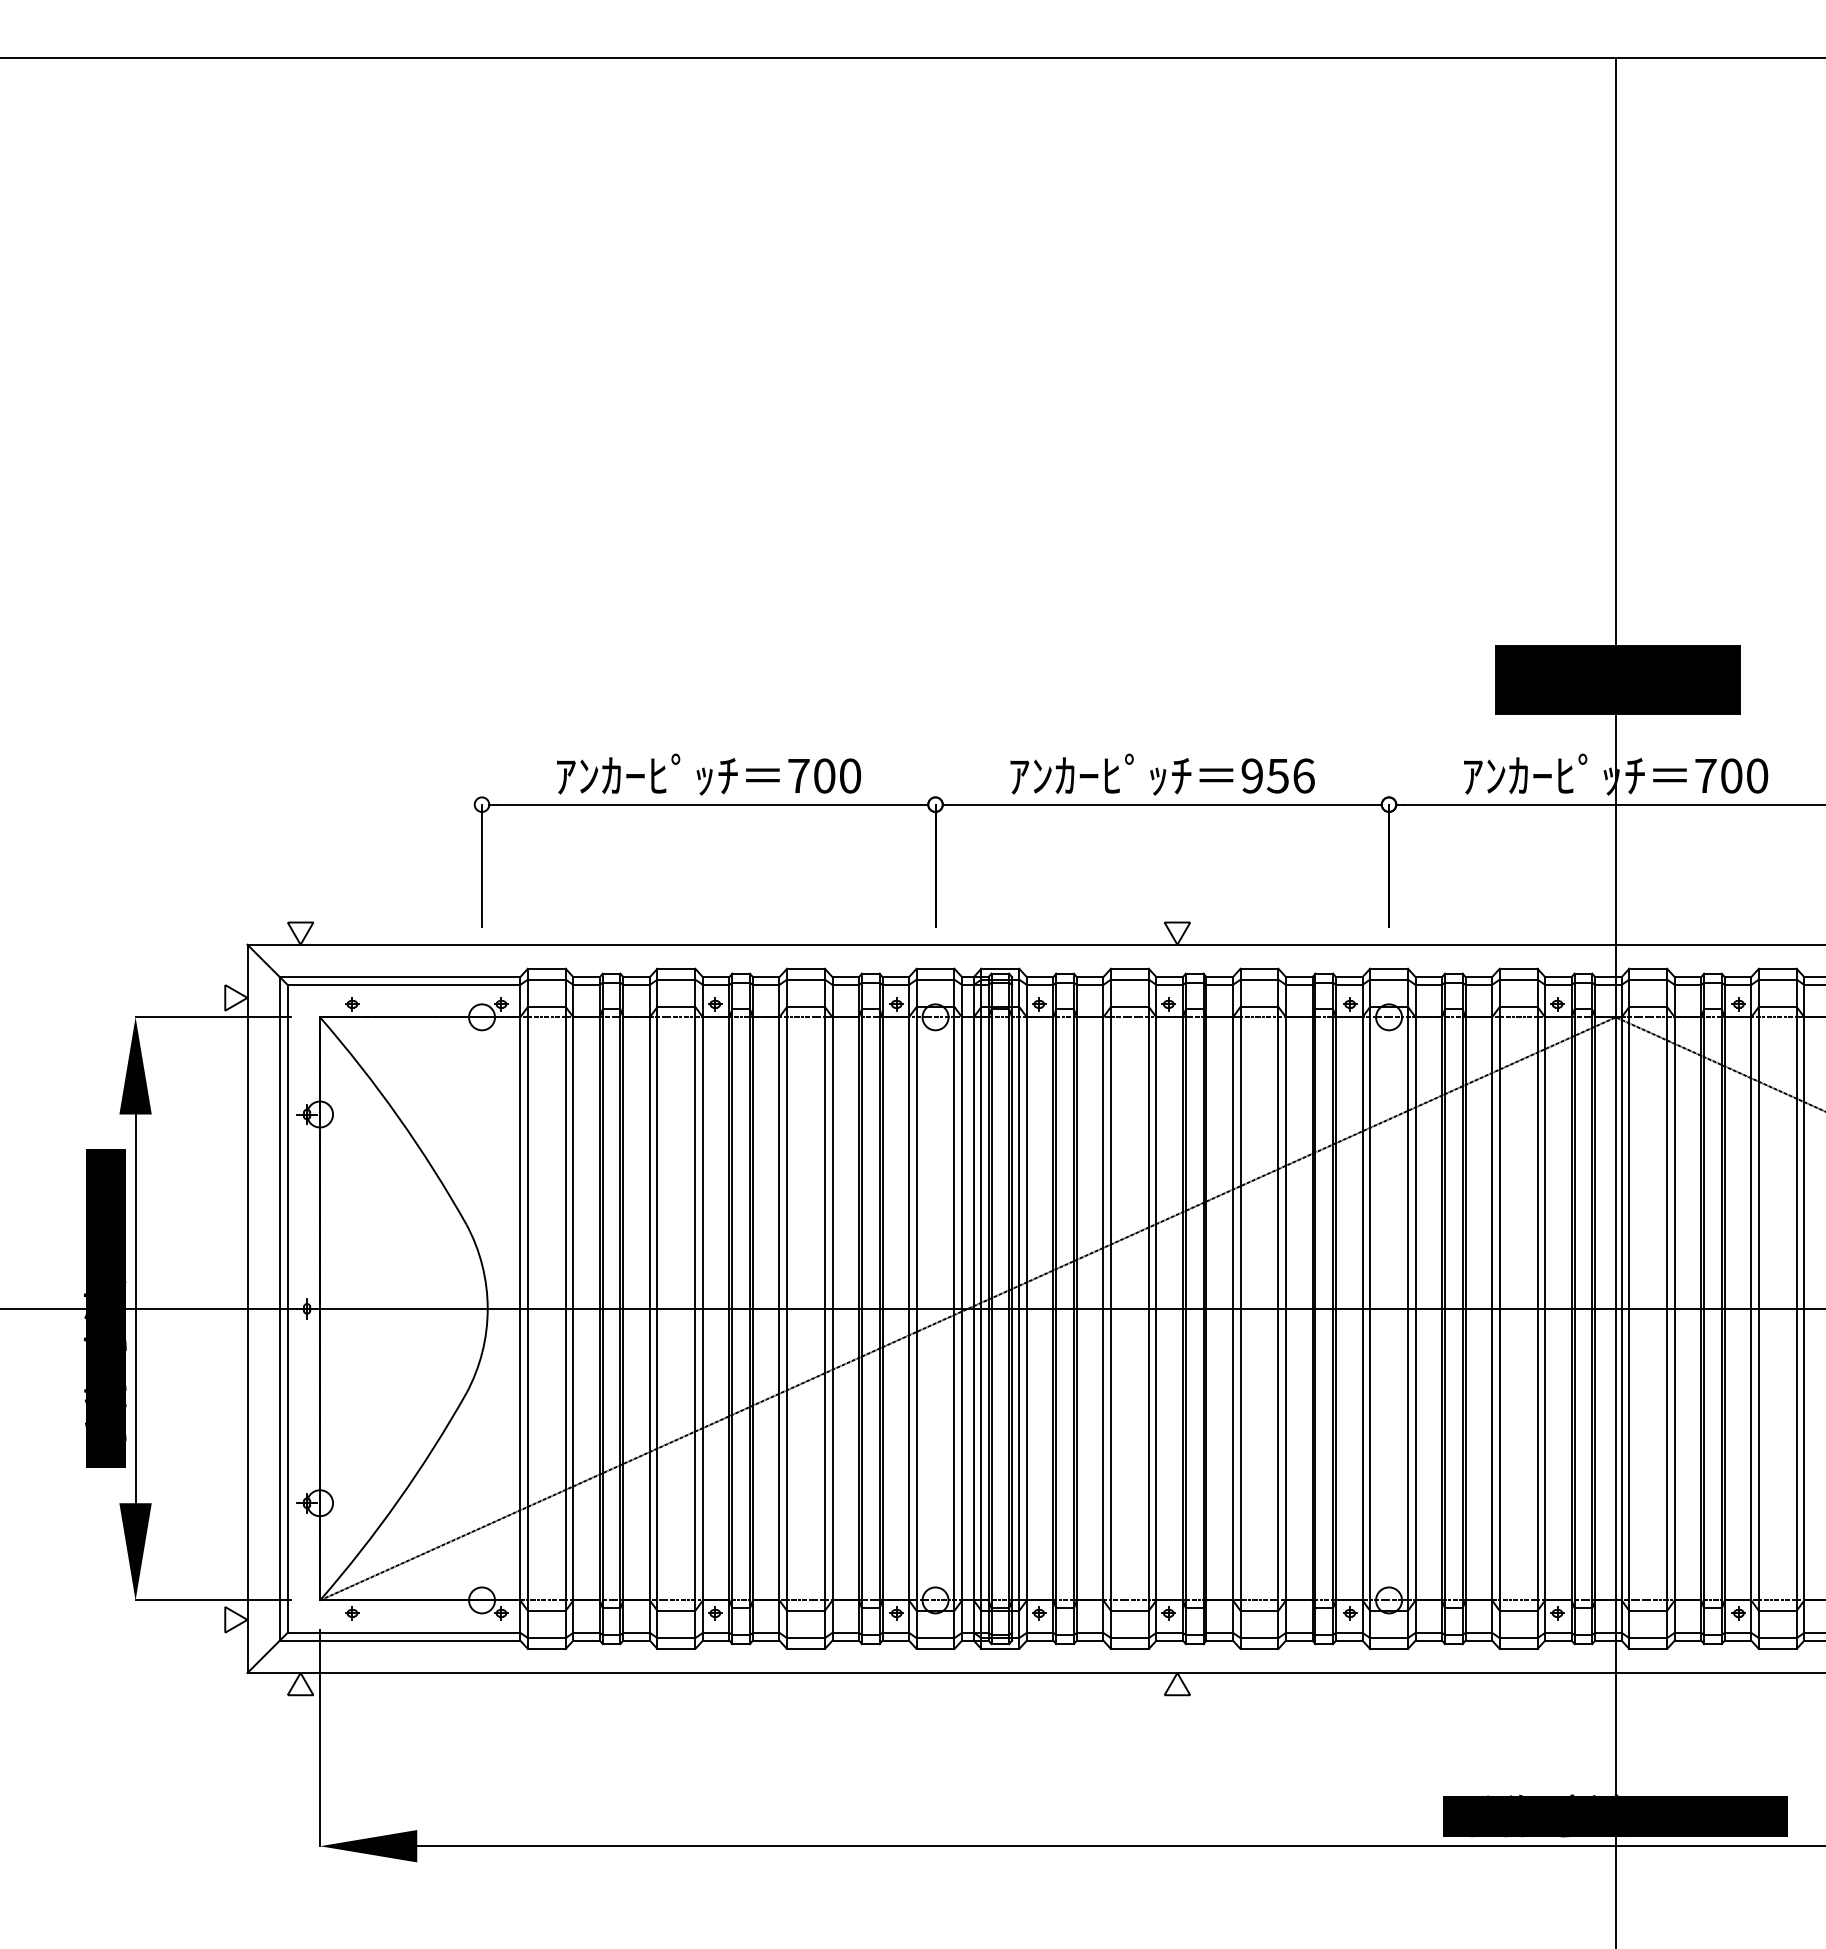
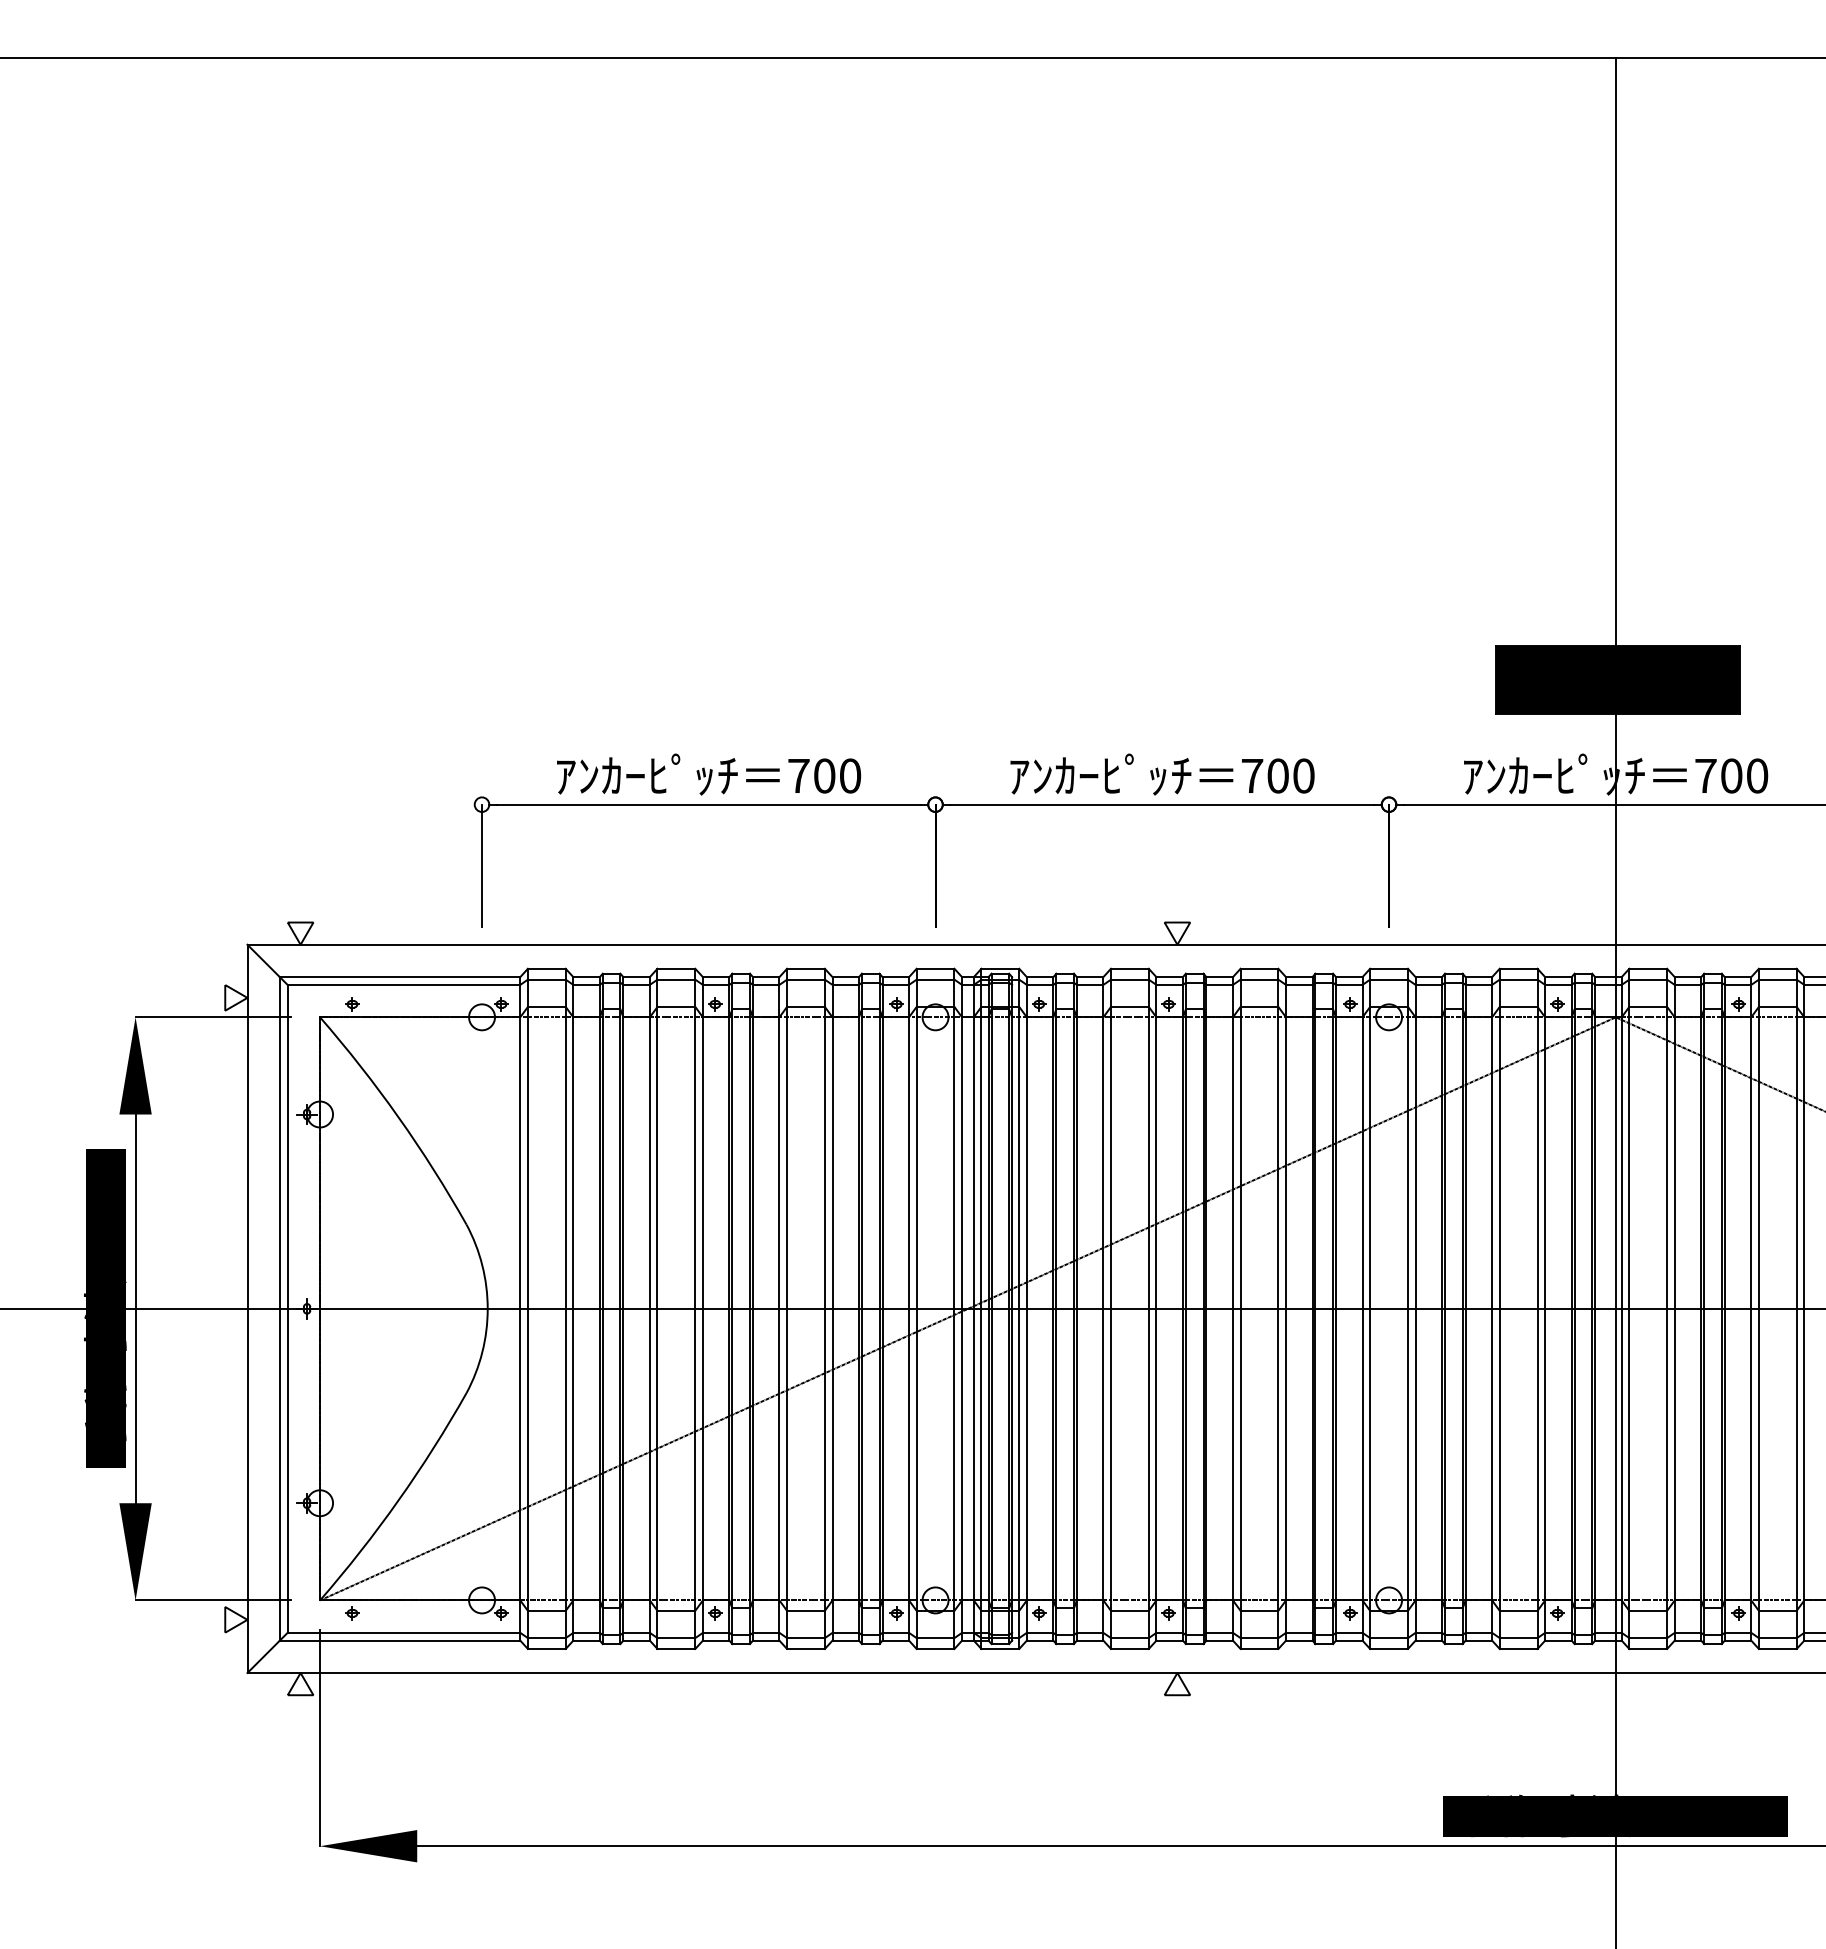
text: 956 -> 700 (1277, 775)
